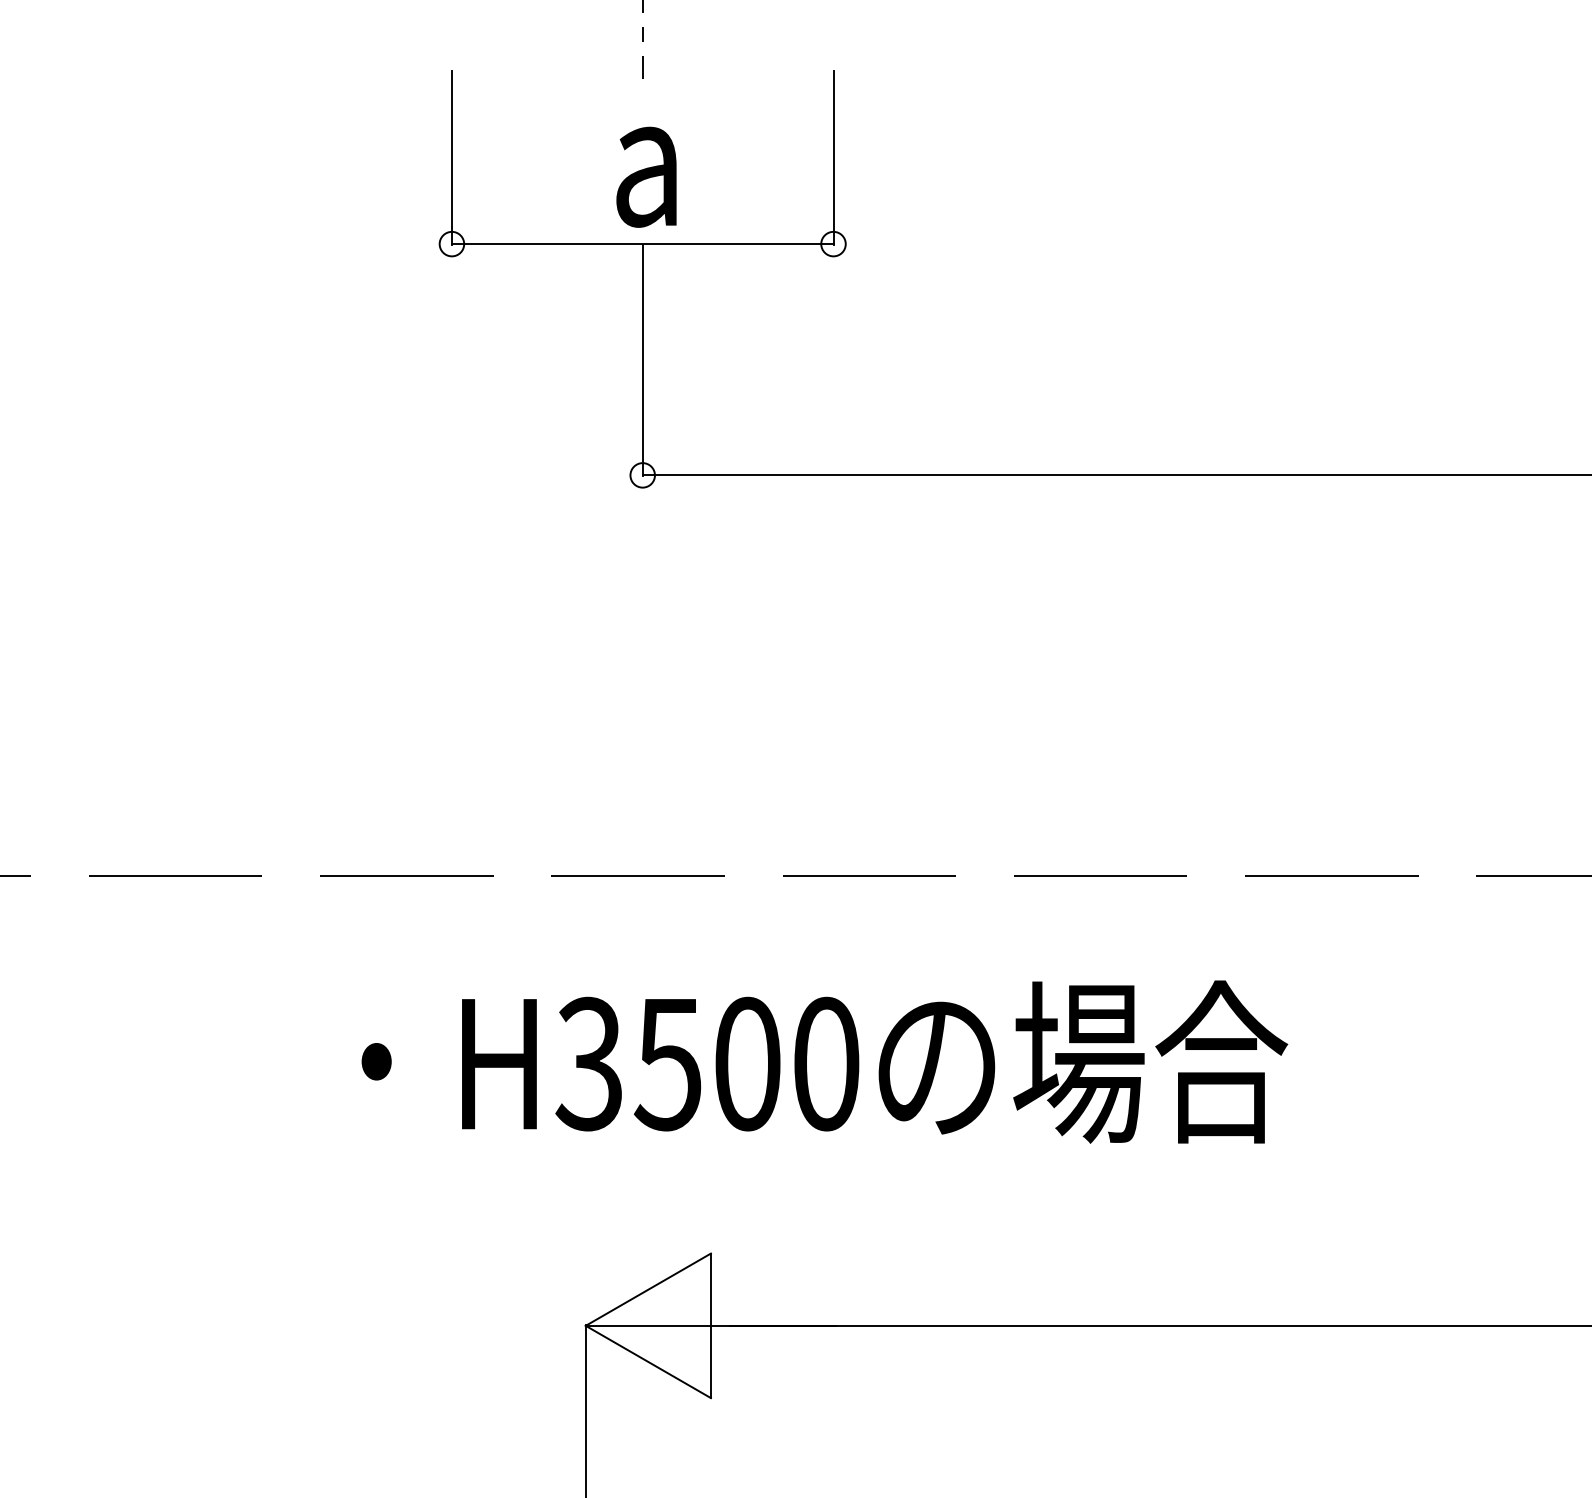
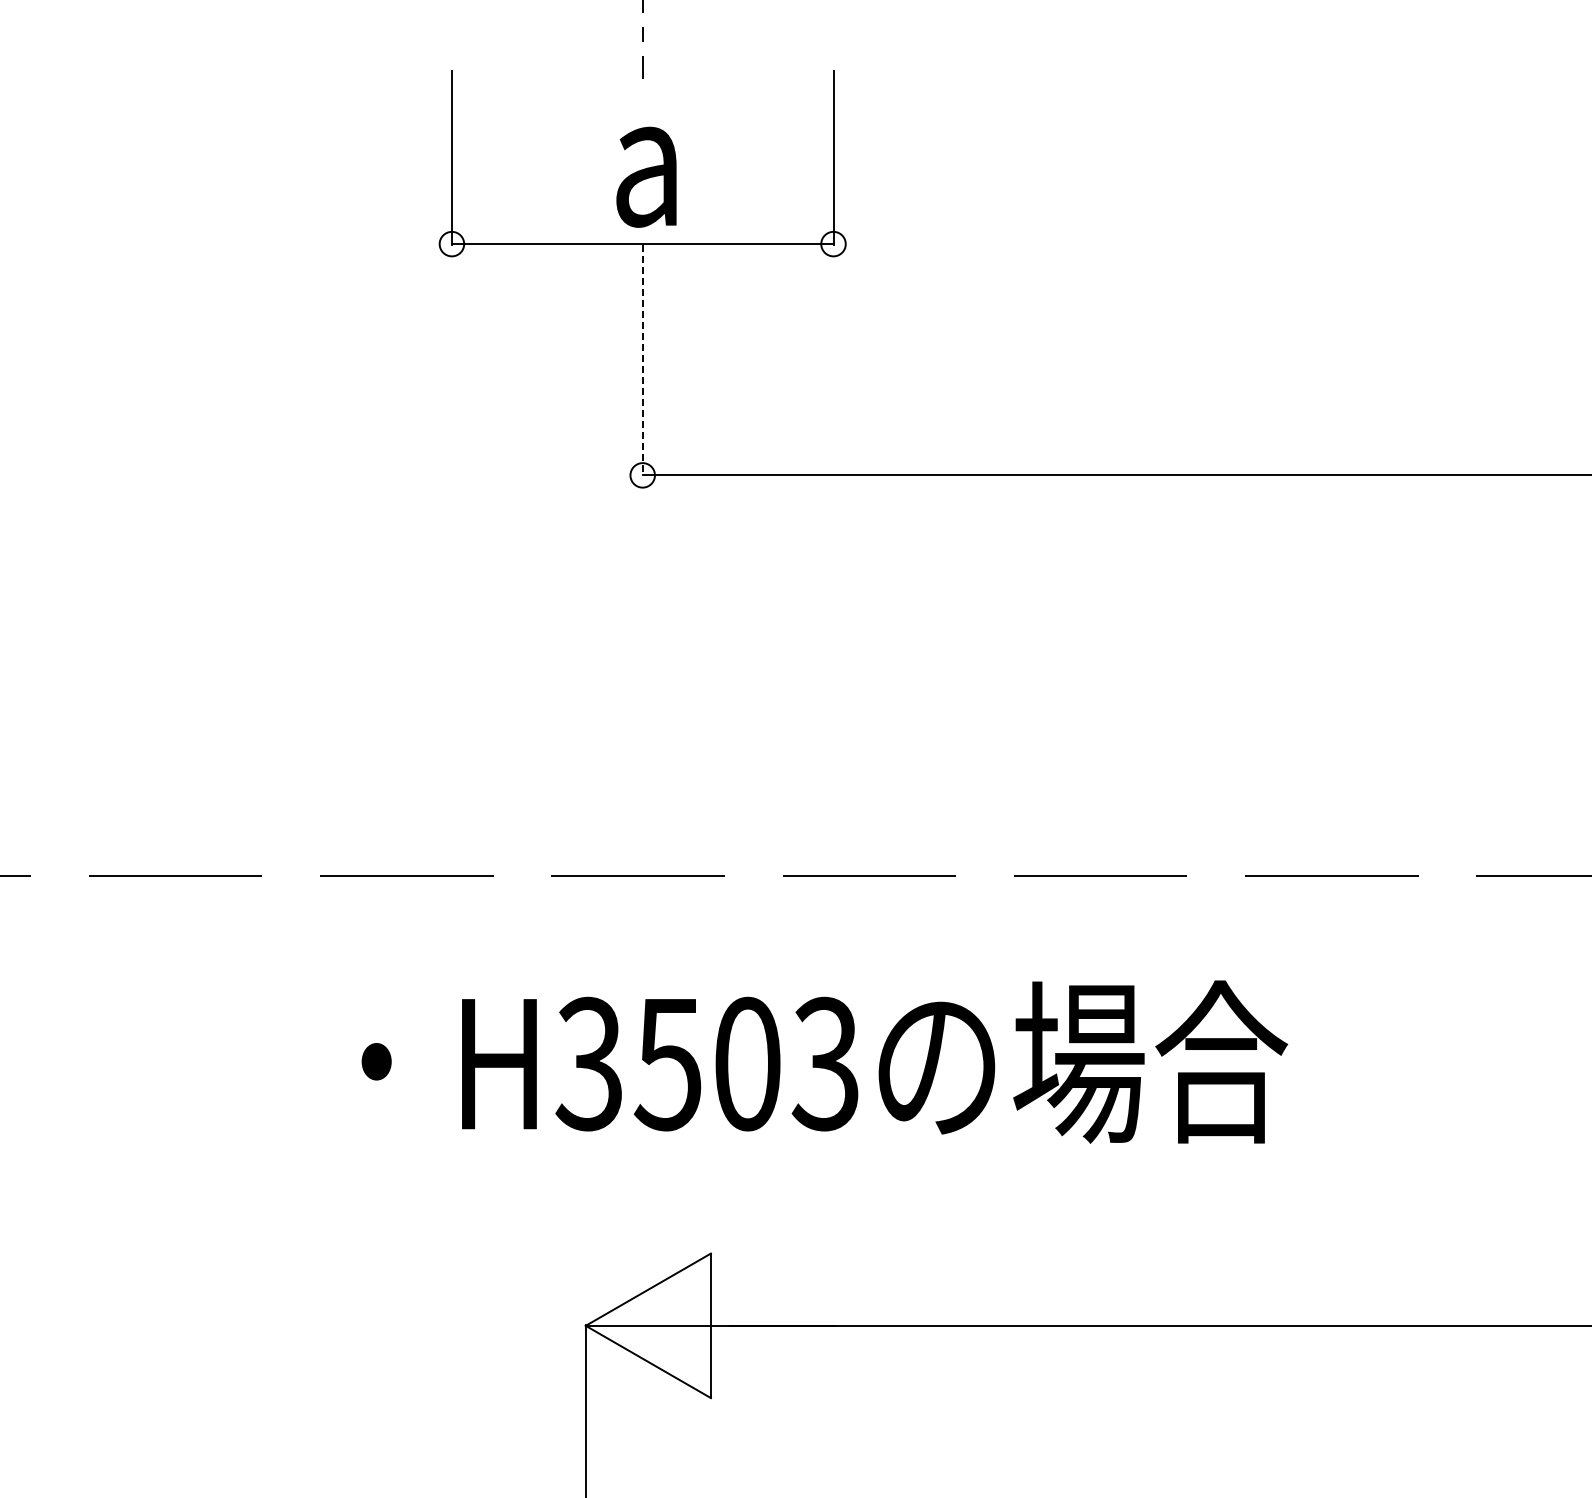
line: solid -> dashed (642, 360)
text: H3500 -> H3503 (825, 1063)
